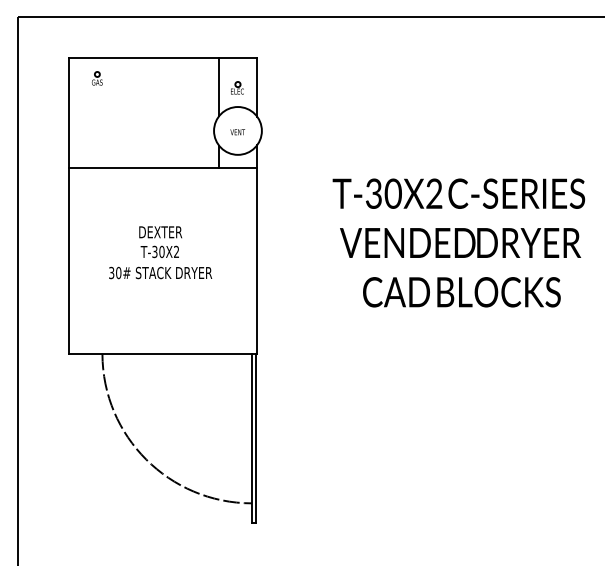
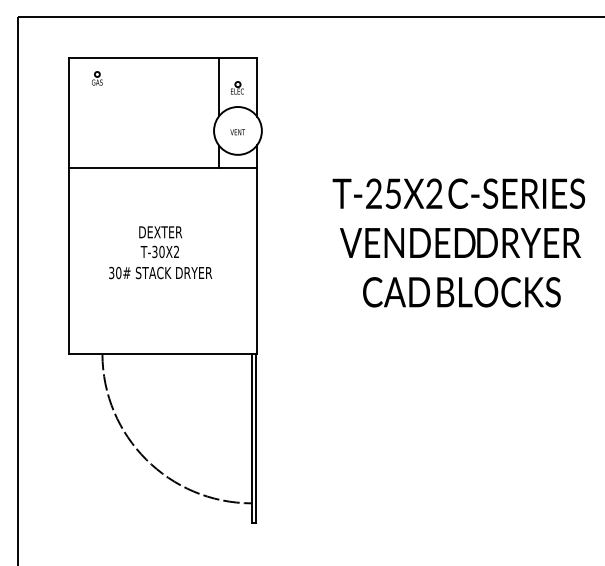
text: T-30X2 -> T-25X2 (383, 193)
